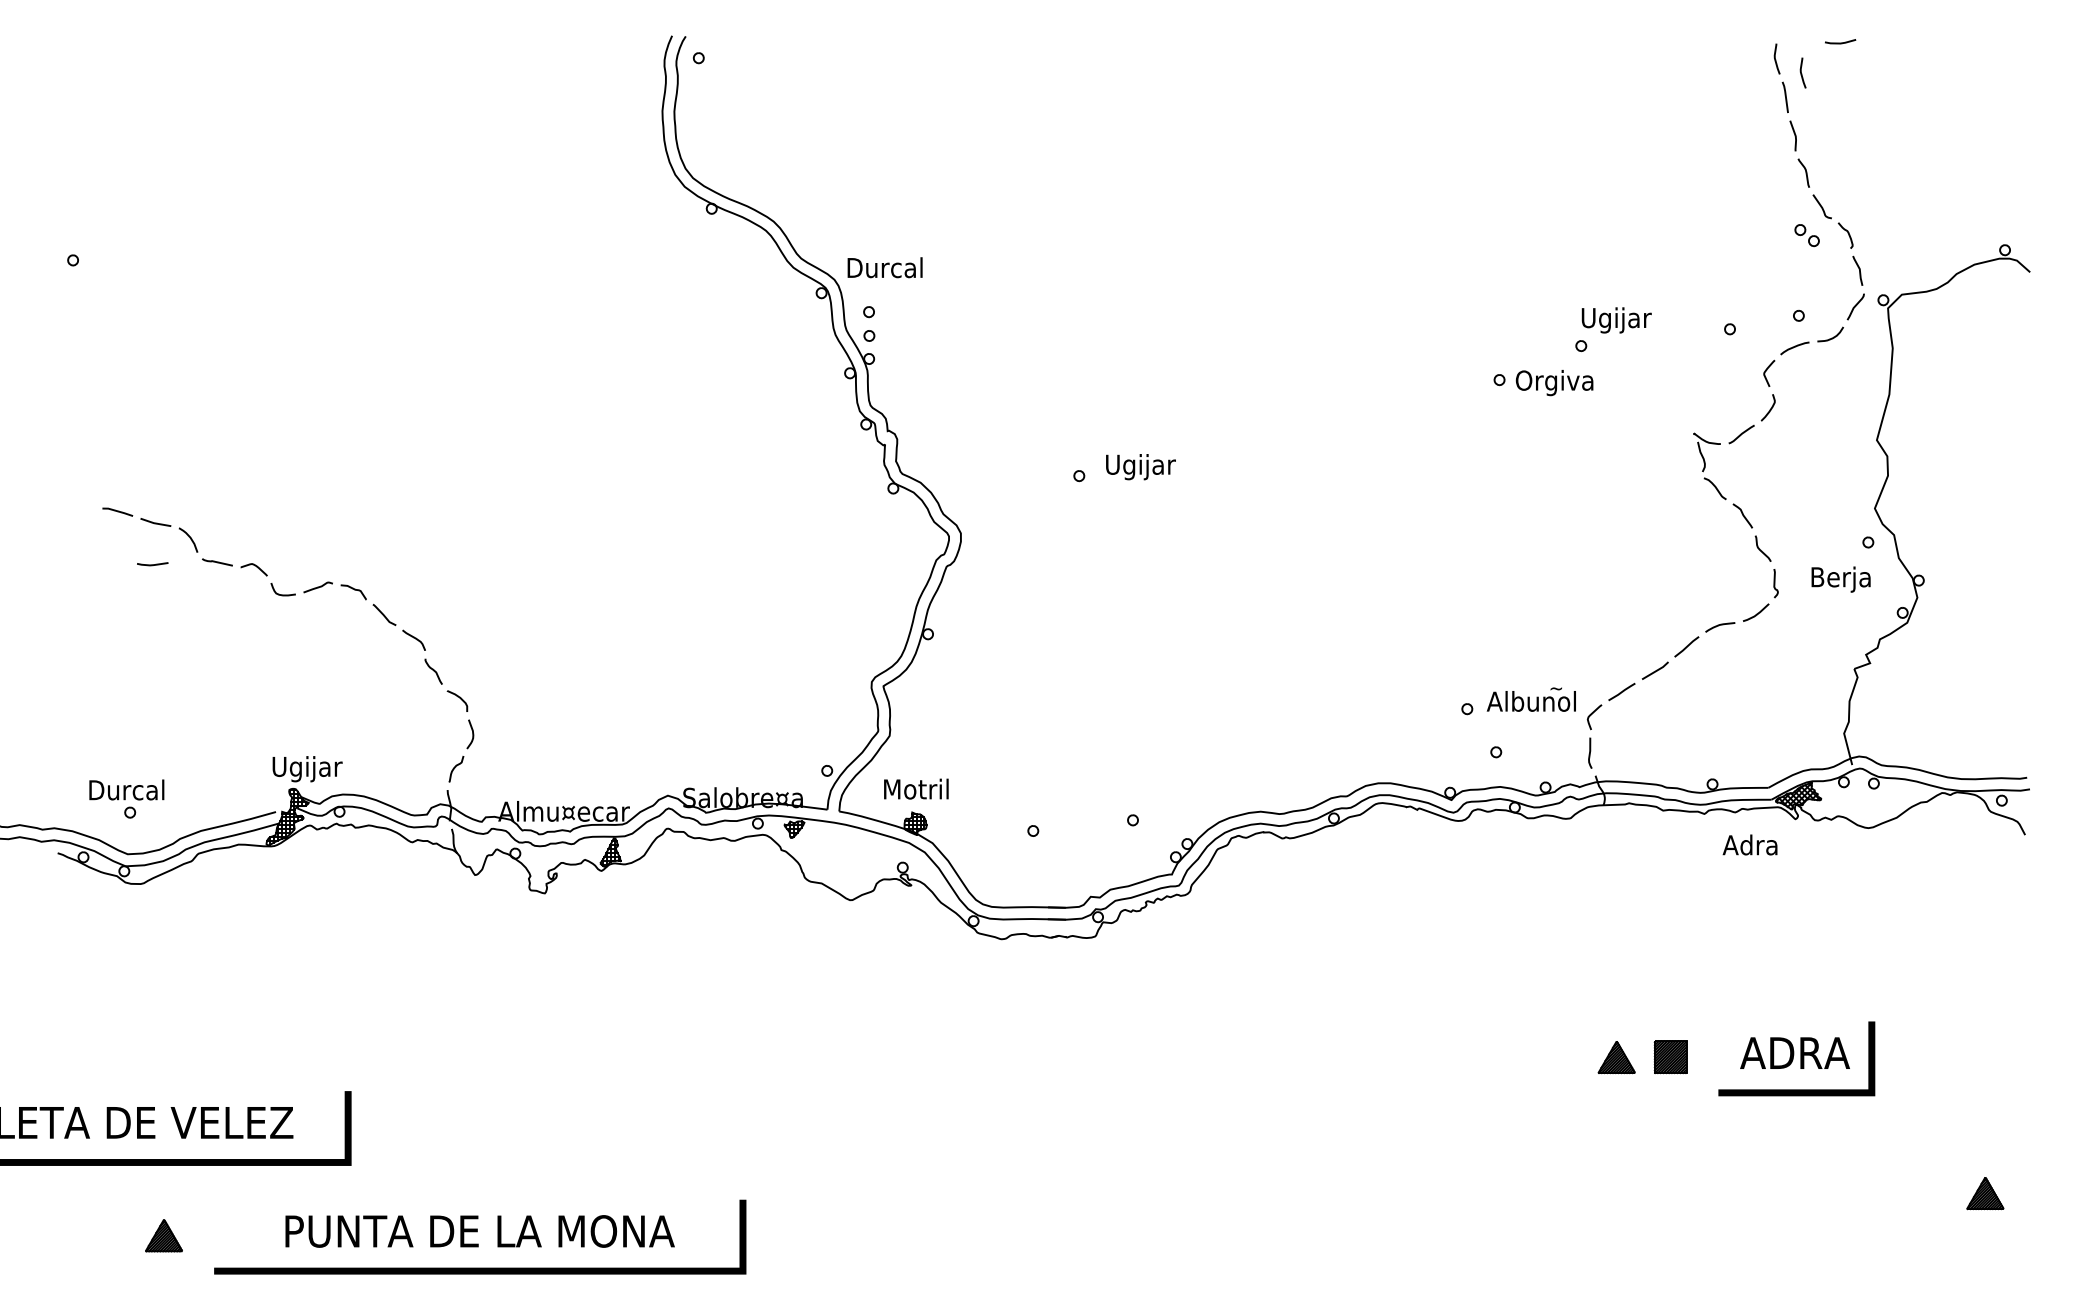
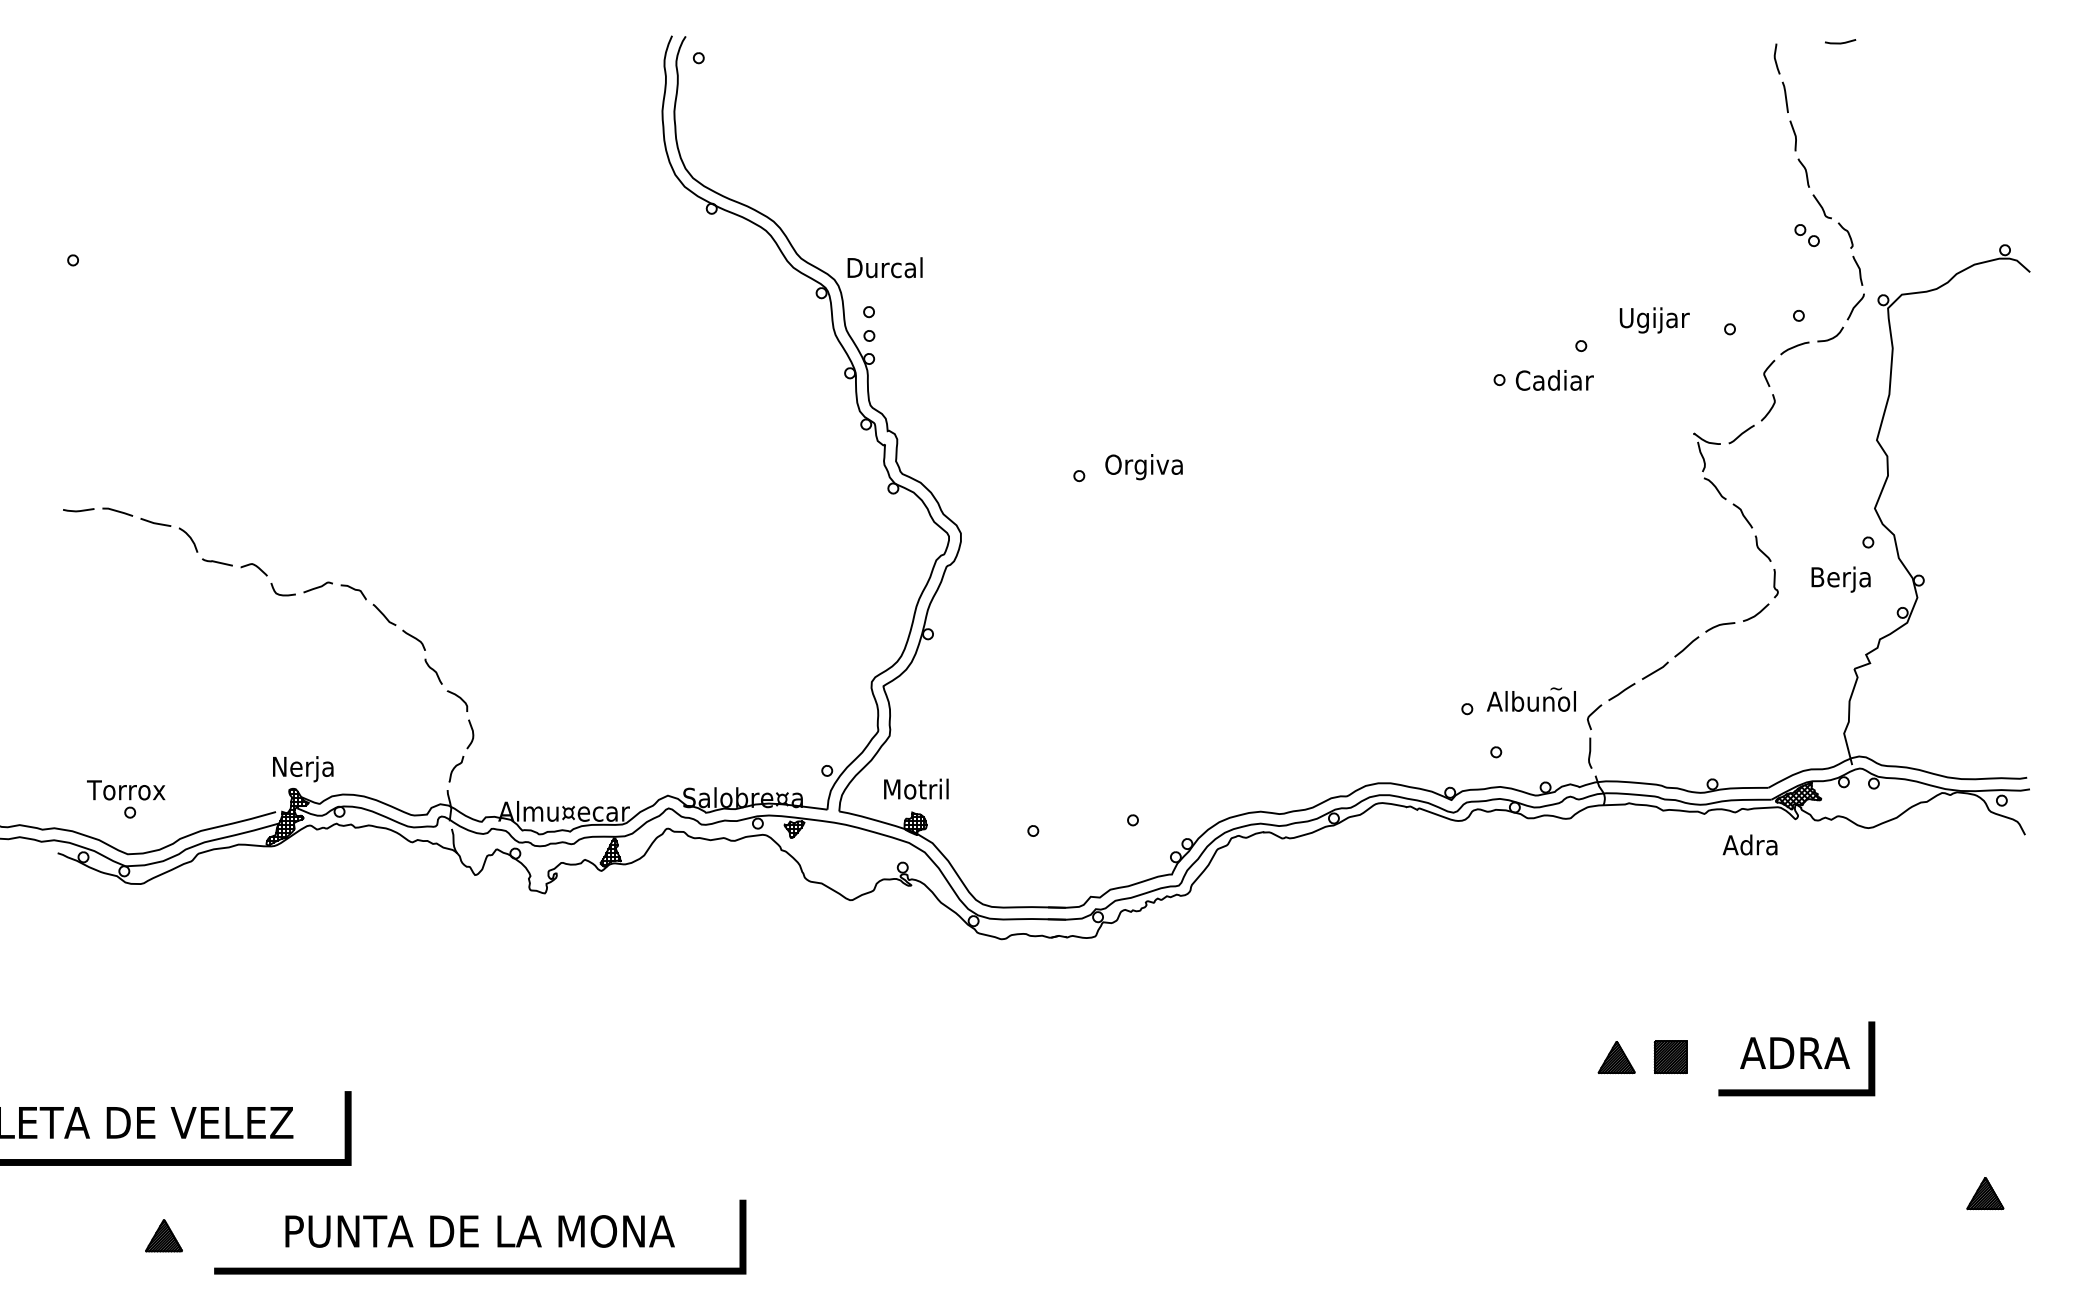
curve: present -> none (1801, 72)
text position: (1616, 320) -> (1654, 320) (1654, 320)
text: Orgiva -> Cadiar (1557, 382)
text: Ugijar -> Orgiva (1143, 467)
line position: (152, 564) -> (78, 510) (78, 510)
text: Ugijar -> Nerja (307, 769)
text: Durcal -> Torrox (126, 789)
